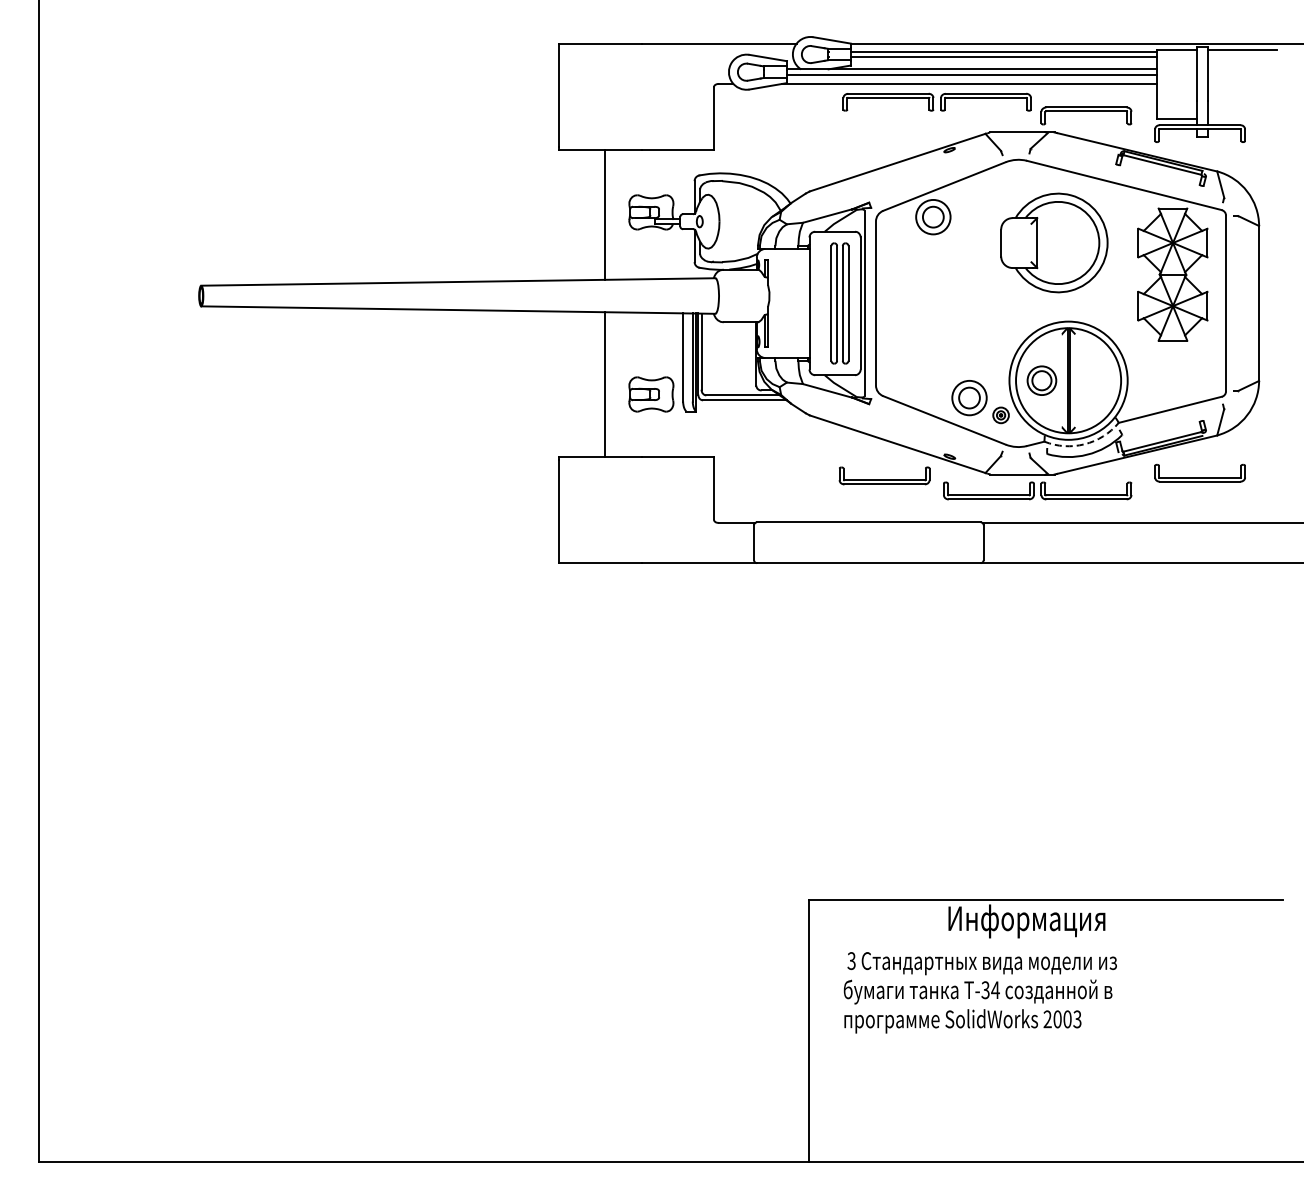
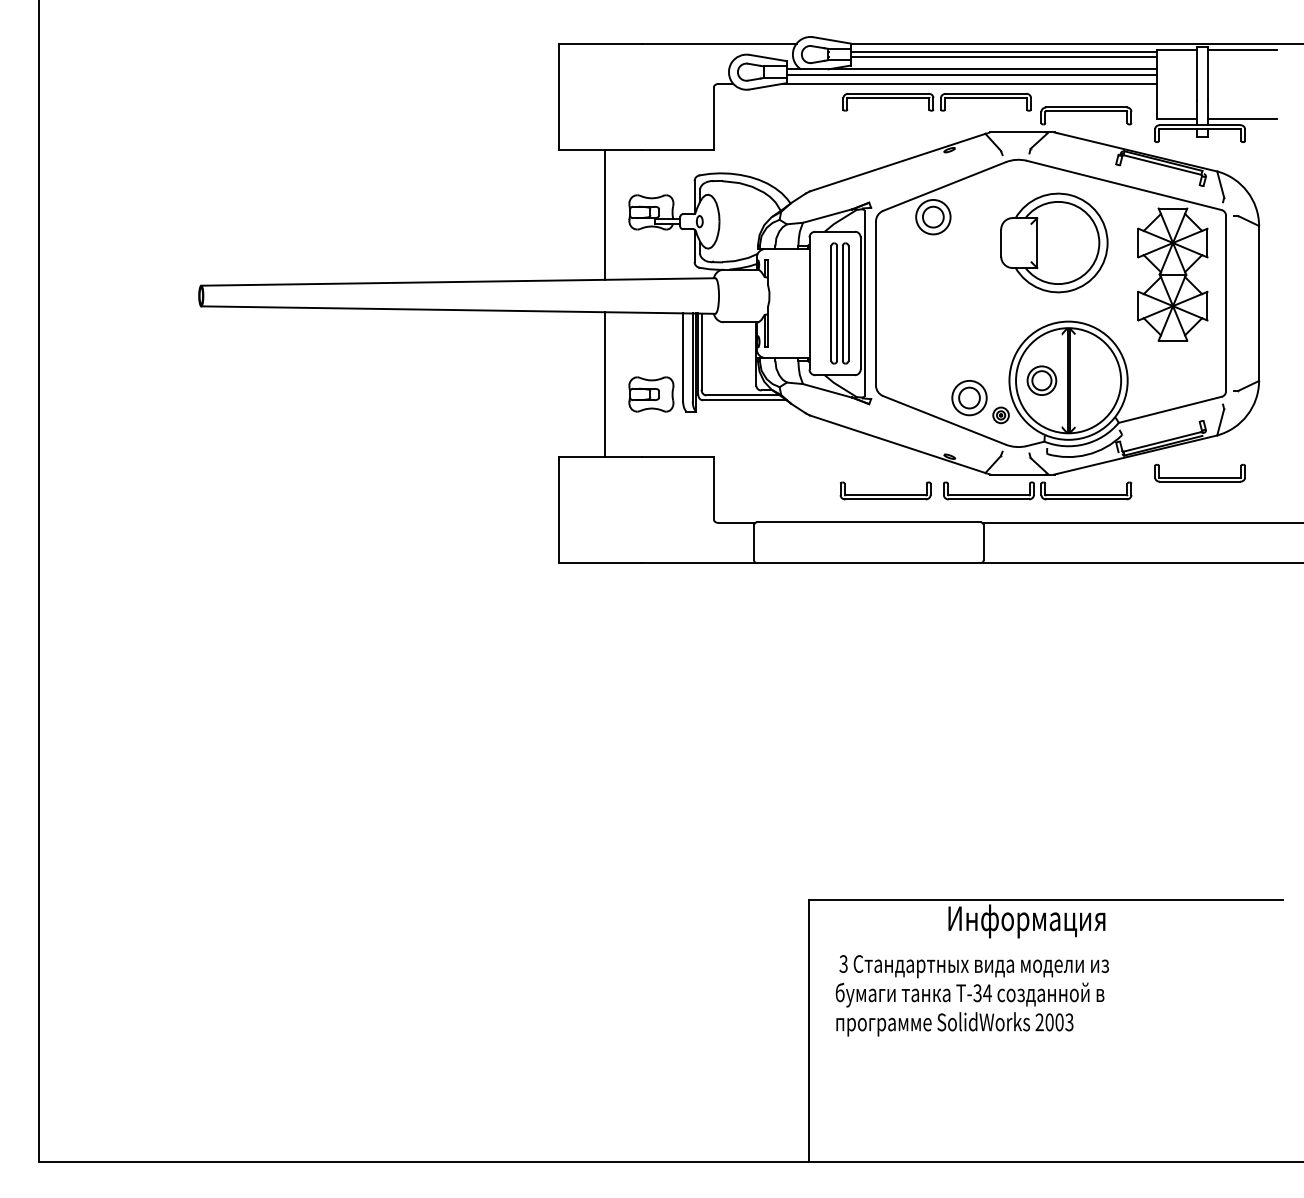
line: none -> present (1242, 119)
arc: dashed -> solid (1084, 444)
part position: (884, 475) -> (885, 490) (885, 490)
text position: (979, 992) -> (971, 995) (971, 995)
